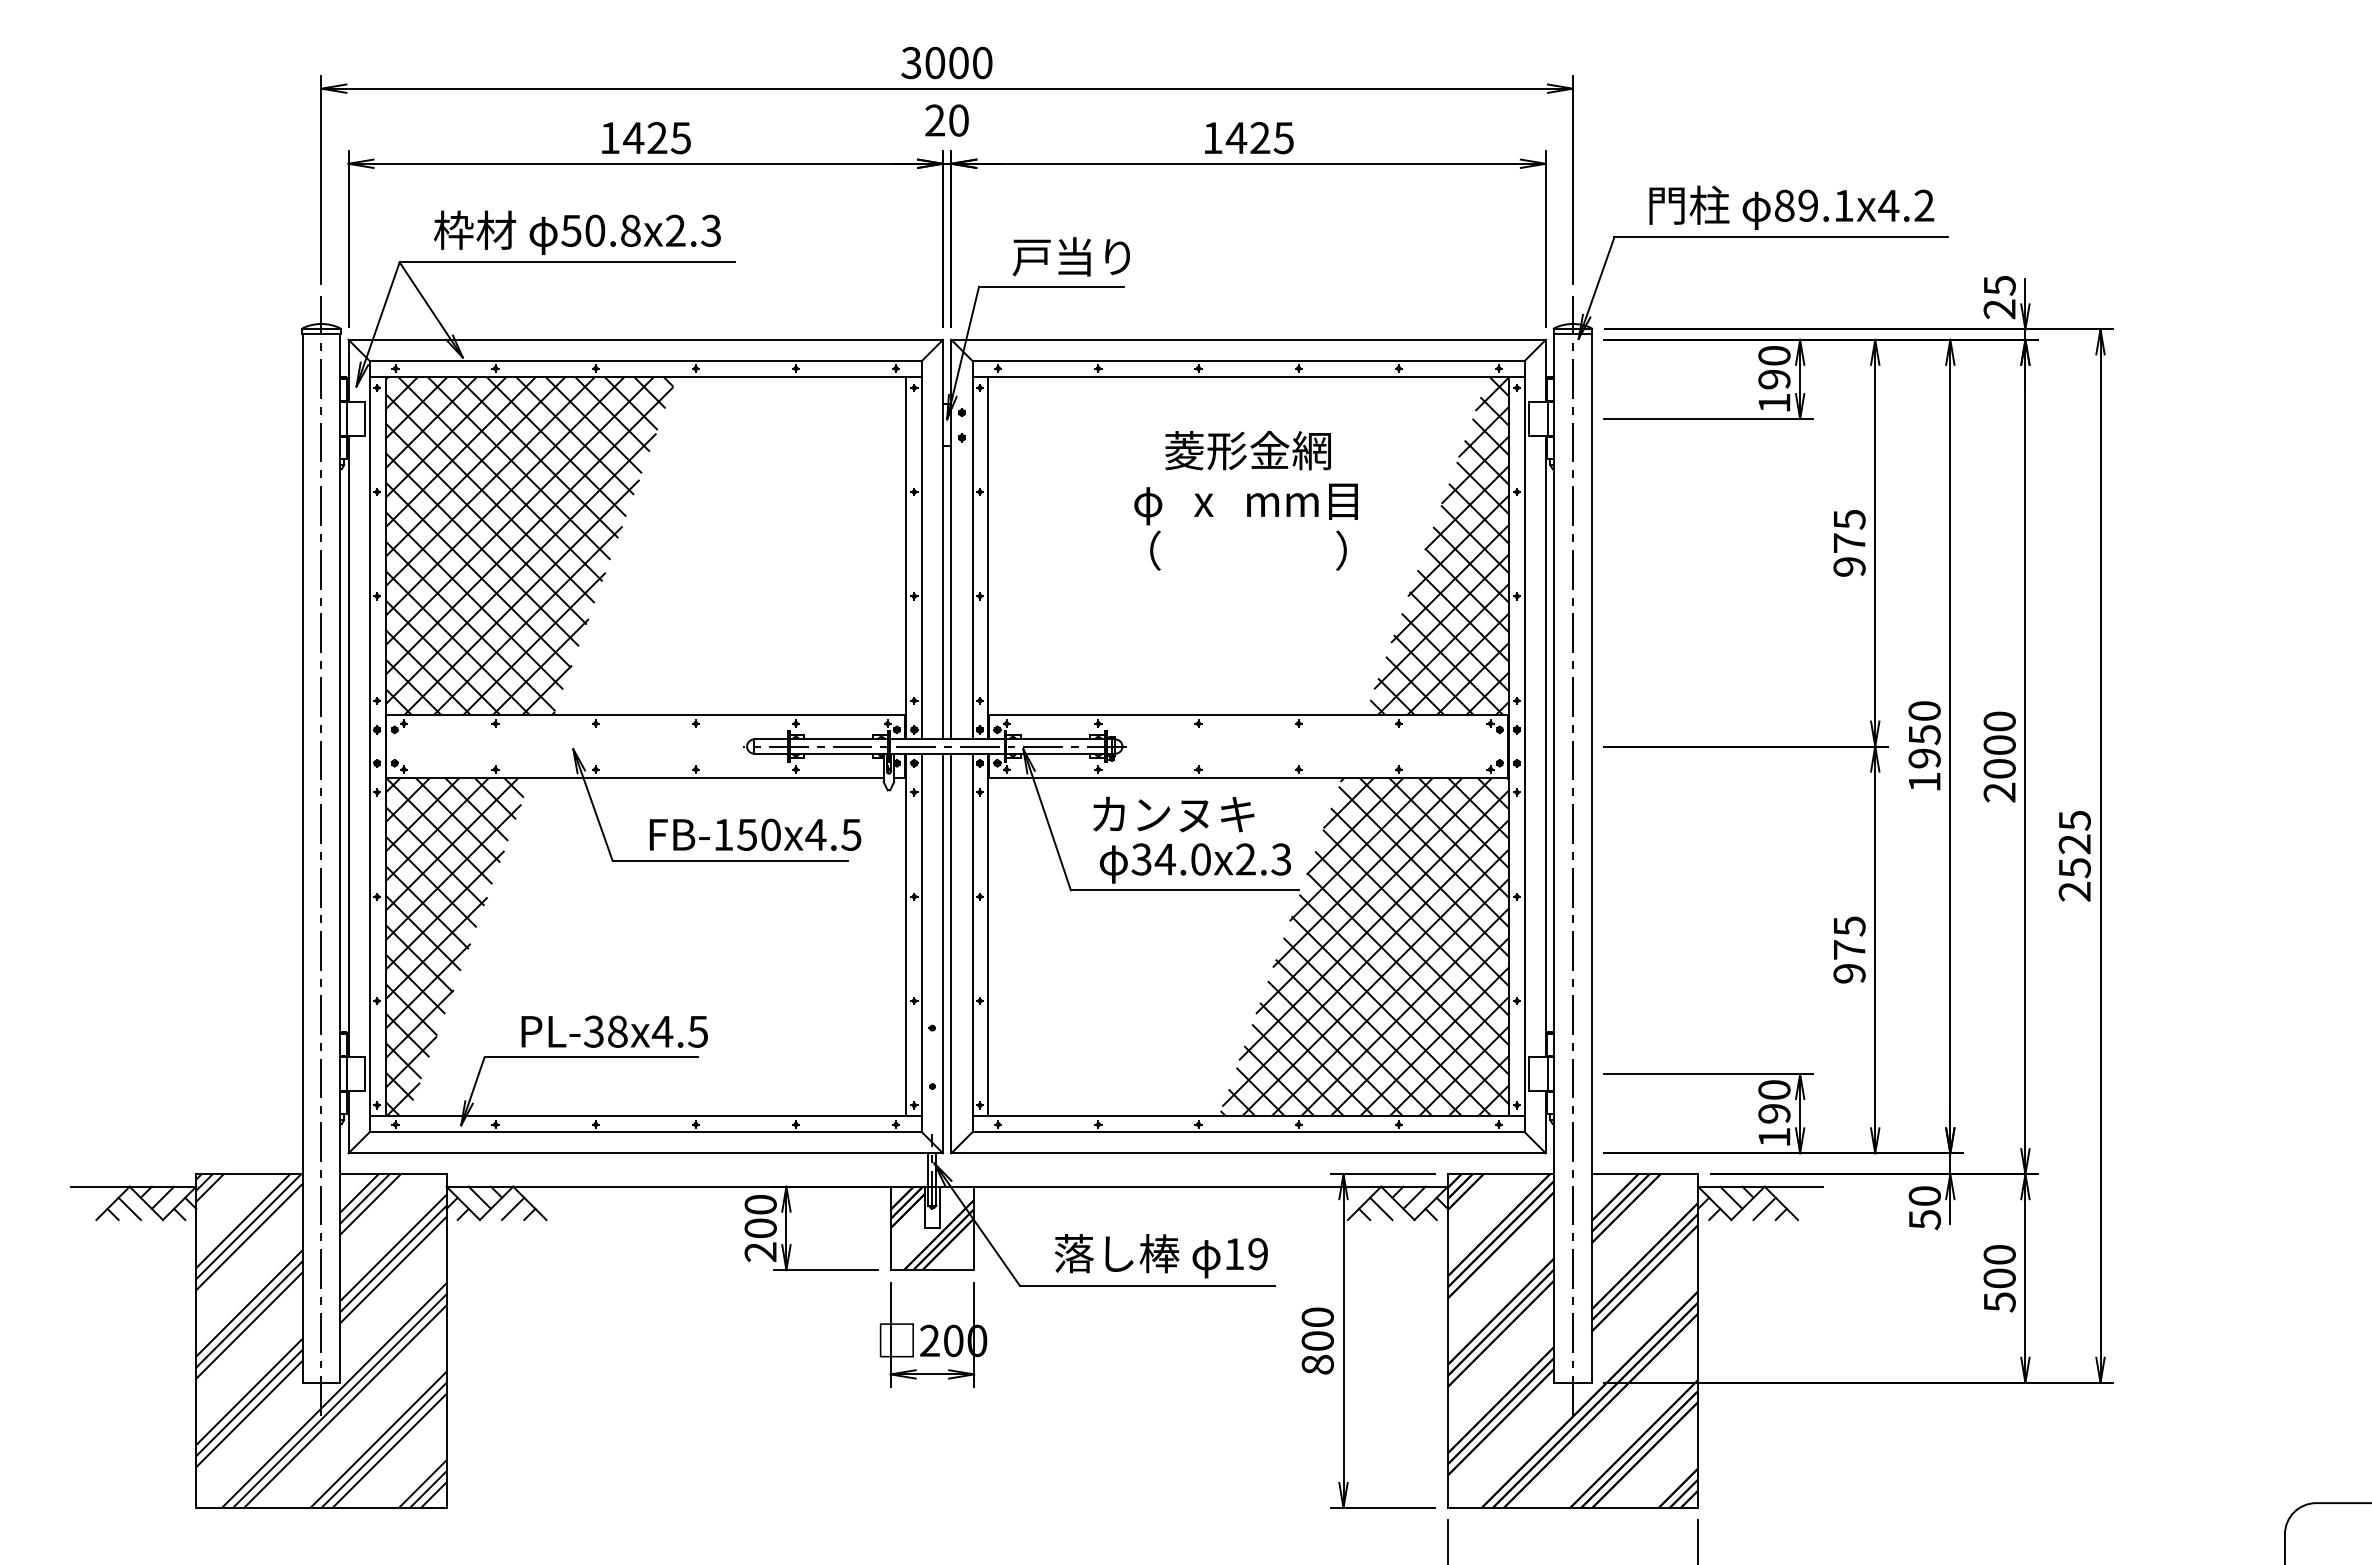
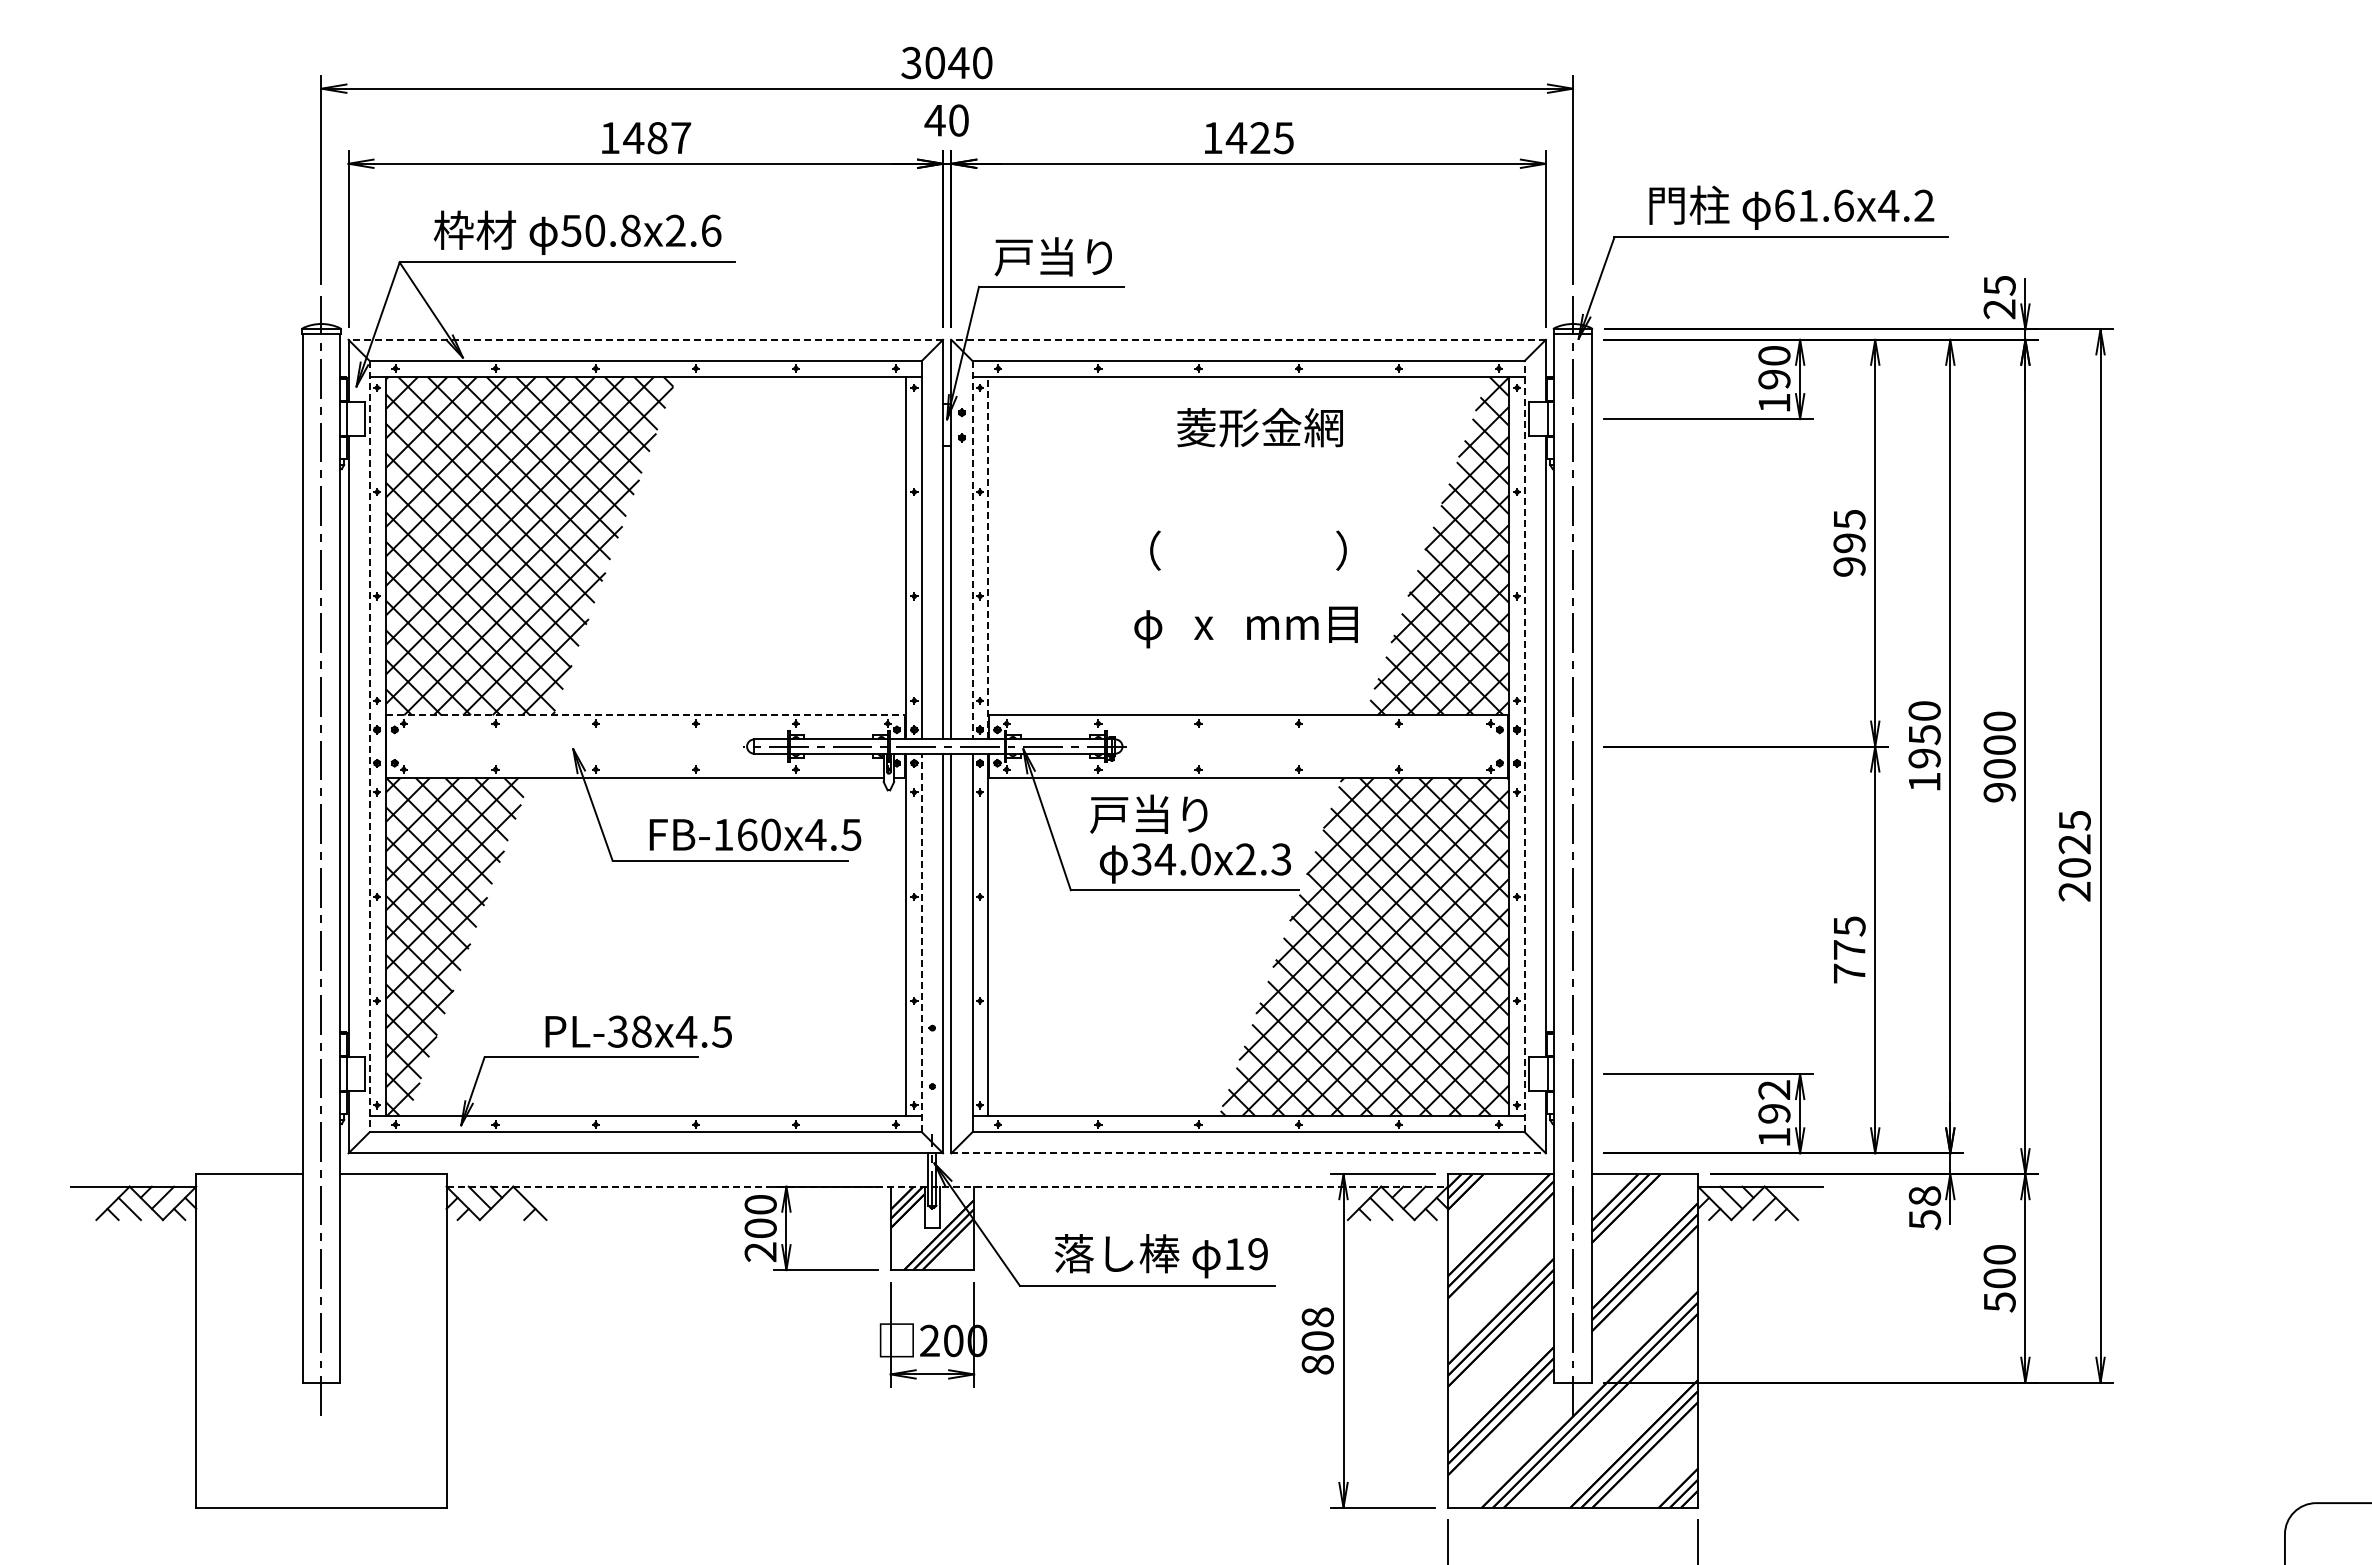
text: 3000 -> 3040 (958, 62)
text: 20 -> 40 (934, 120)
text: 1425 -> 1487 (669, 138)
text: 89.1x4.2 -> 61.6x4.2 (1814, 205)
text: 50.8x2.3 -> 50.8x2.6 (711, 230)
text position: (1070, 256) -> (1052, 256) (1052, 256)
line: solid -> dashed (645, 339)
line: solid -> dashed (1248, 339)
text position: (1247, 450) -> (1259, 427) (1259, 427)
text position: (1245, 504) -> (1245, 627) (1245, 627)
text: 975 -> 995 (1849, 543)
line: solid -> dashed (972, 550)
line: solid -> dashed (988, 557)
line: solid -> dashed (646, 715)
line: solid -> dashed (369, 746)
line: solid -> dashed (1524, 746)
text: 2000 -> 9000 (1999, 792)
text: カンヌキ -> 戸当り (1172, 813)
text: FB-150x4.5 -> FB-160x4.5 (747, 834)
text: 2525 -> 2025 (2074, 868)
line: solid -> dashed (921, 942)
text: 975 -> 775 (1849, 973)
text position: (614, 1031) -> (638, 1031) (638, 1031)
text: 190 -> 192 (1774, 1089)
line: solid -> dashed (1249, 1153)
line: solid -> dashed (947, 1186)
text: 50 -> 58 (1924, 1195)
line: present -> none (513, 1208)
text: 800 -> 808 (1317, 1317)
hatch: present -> none (321, 1340)
